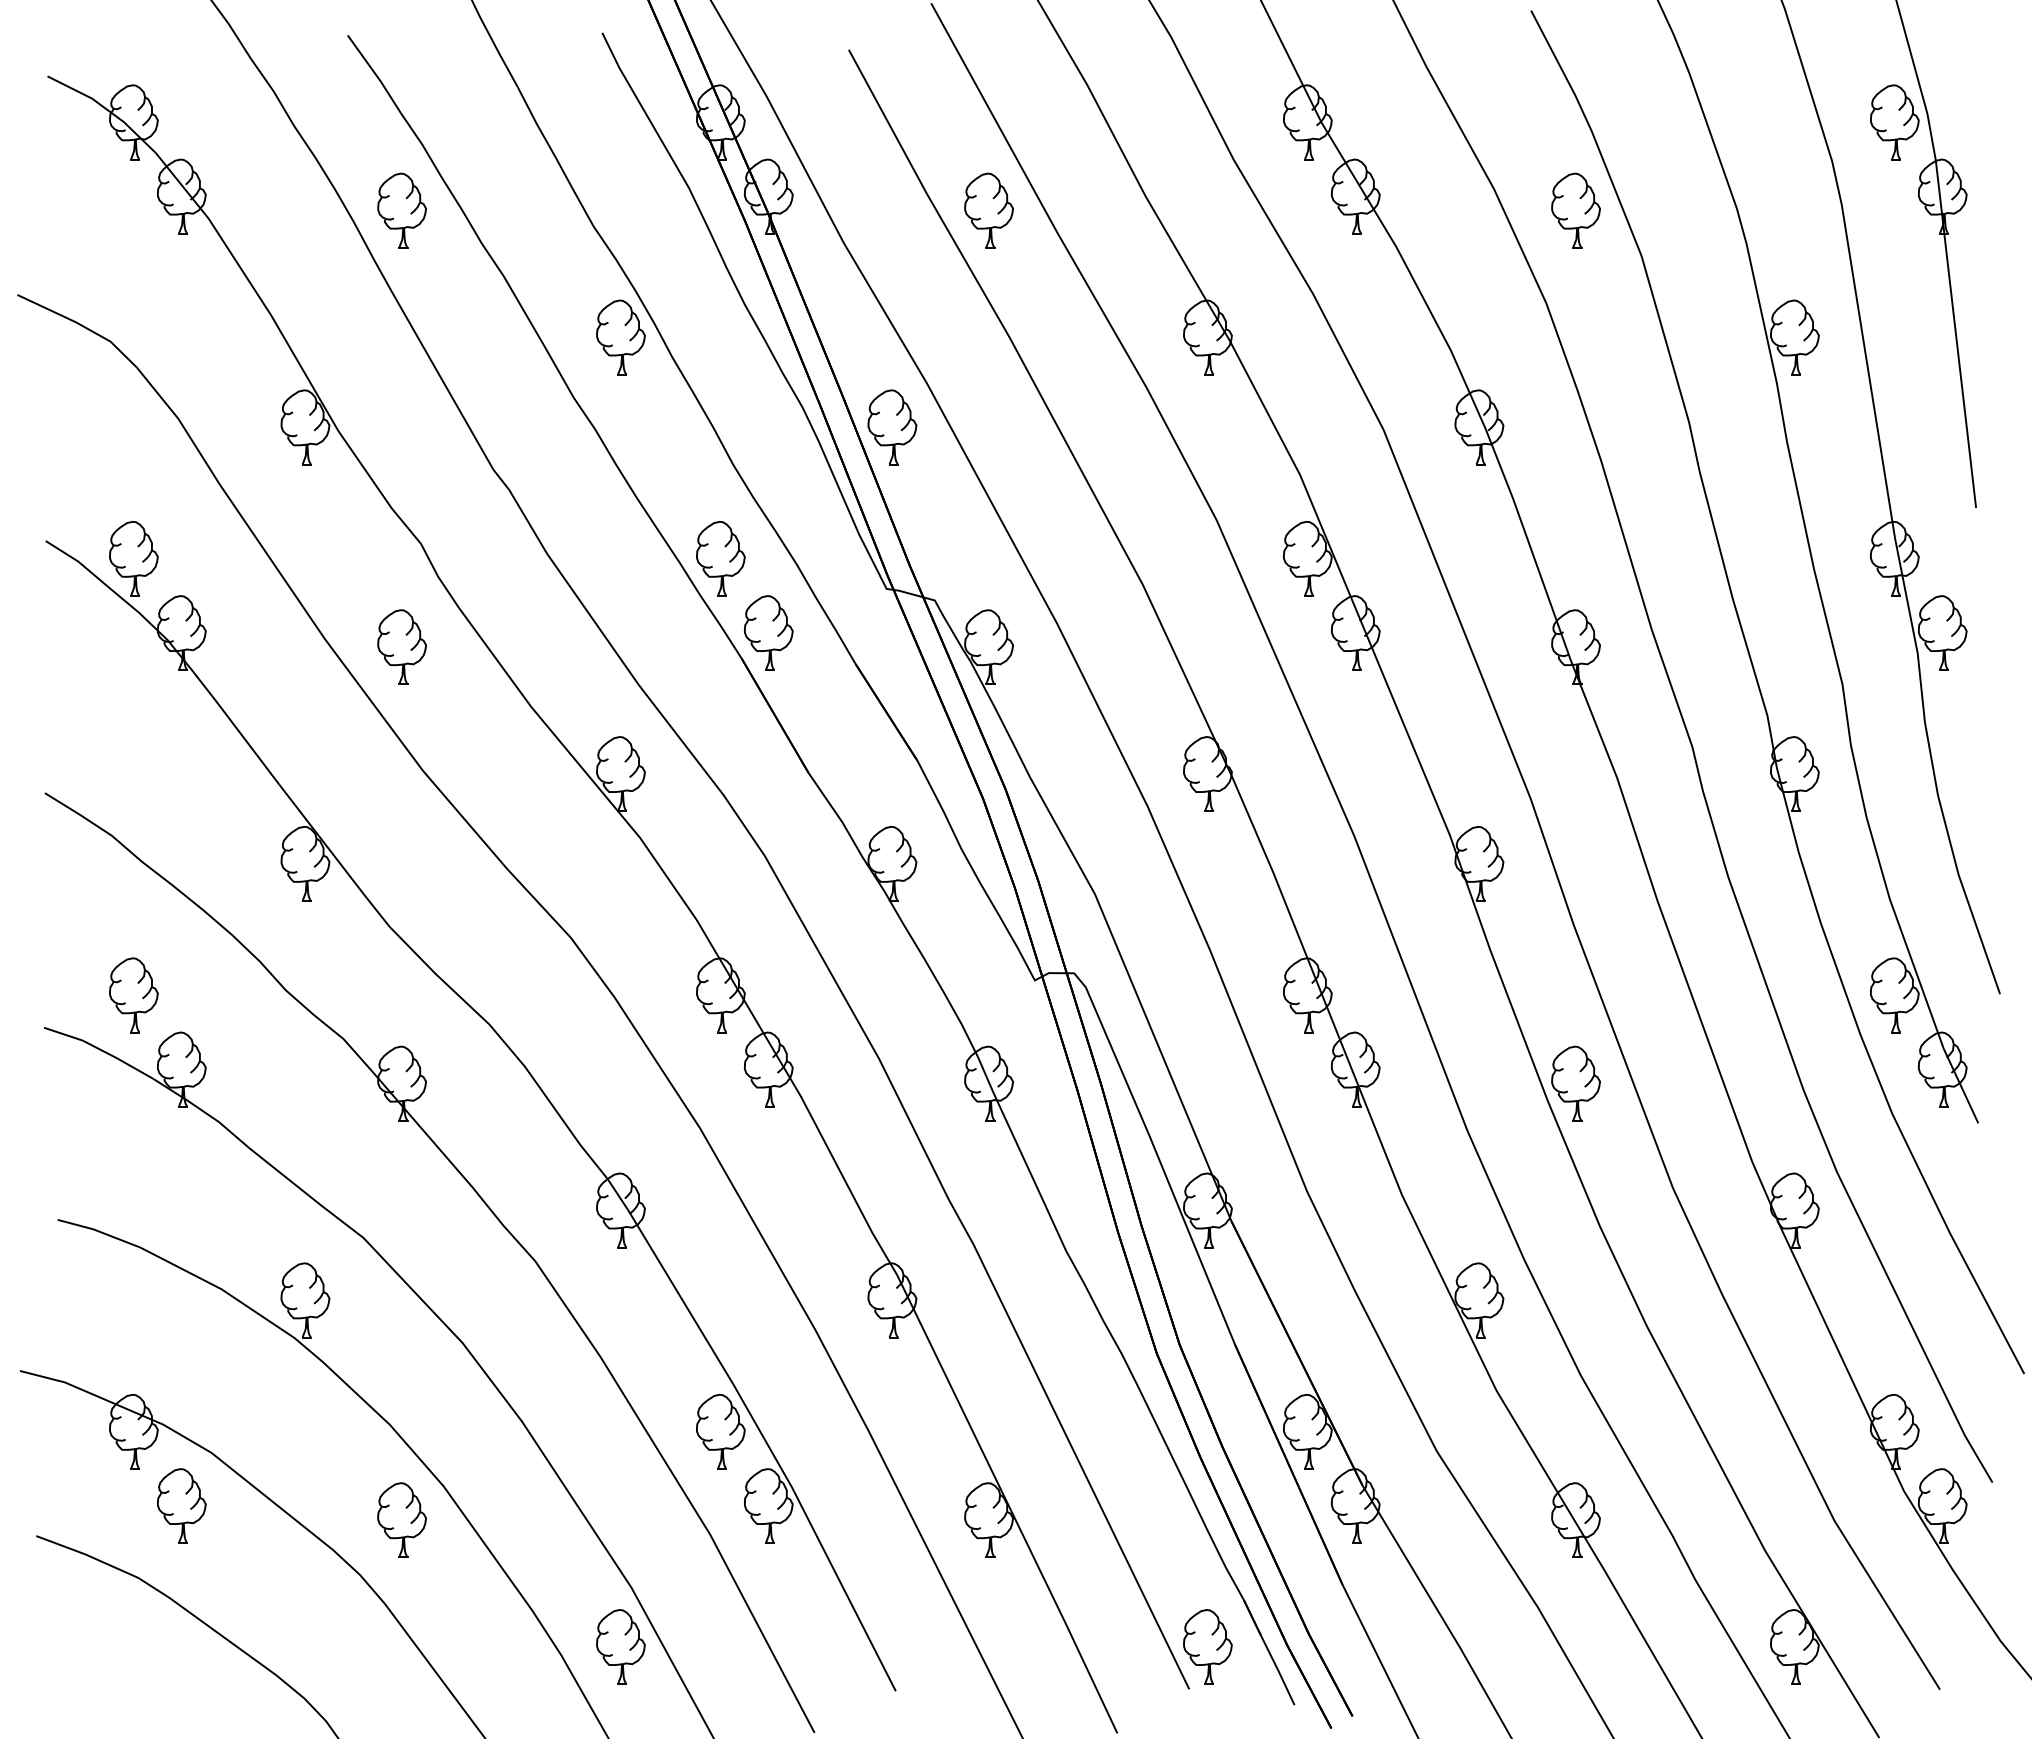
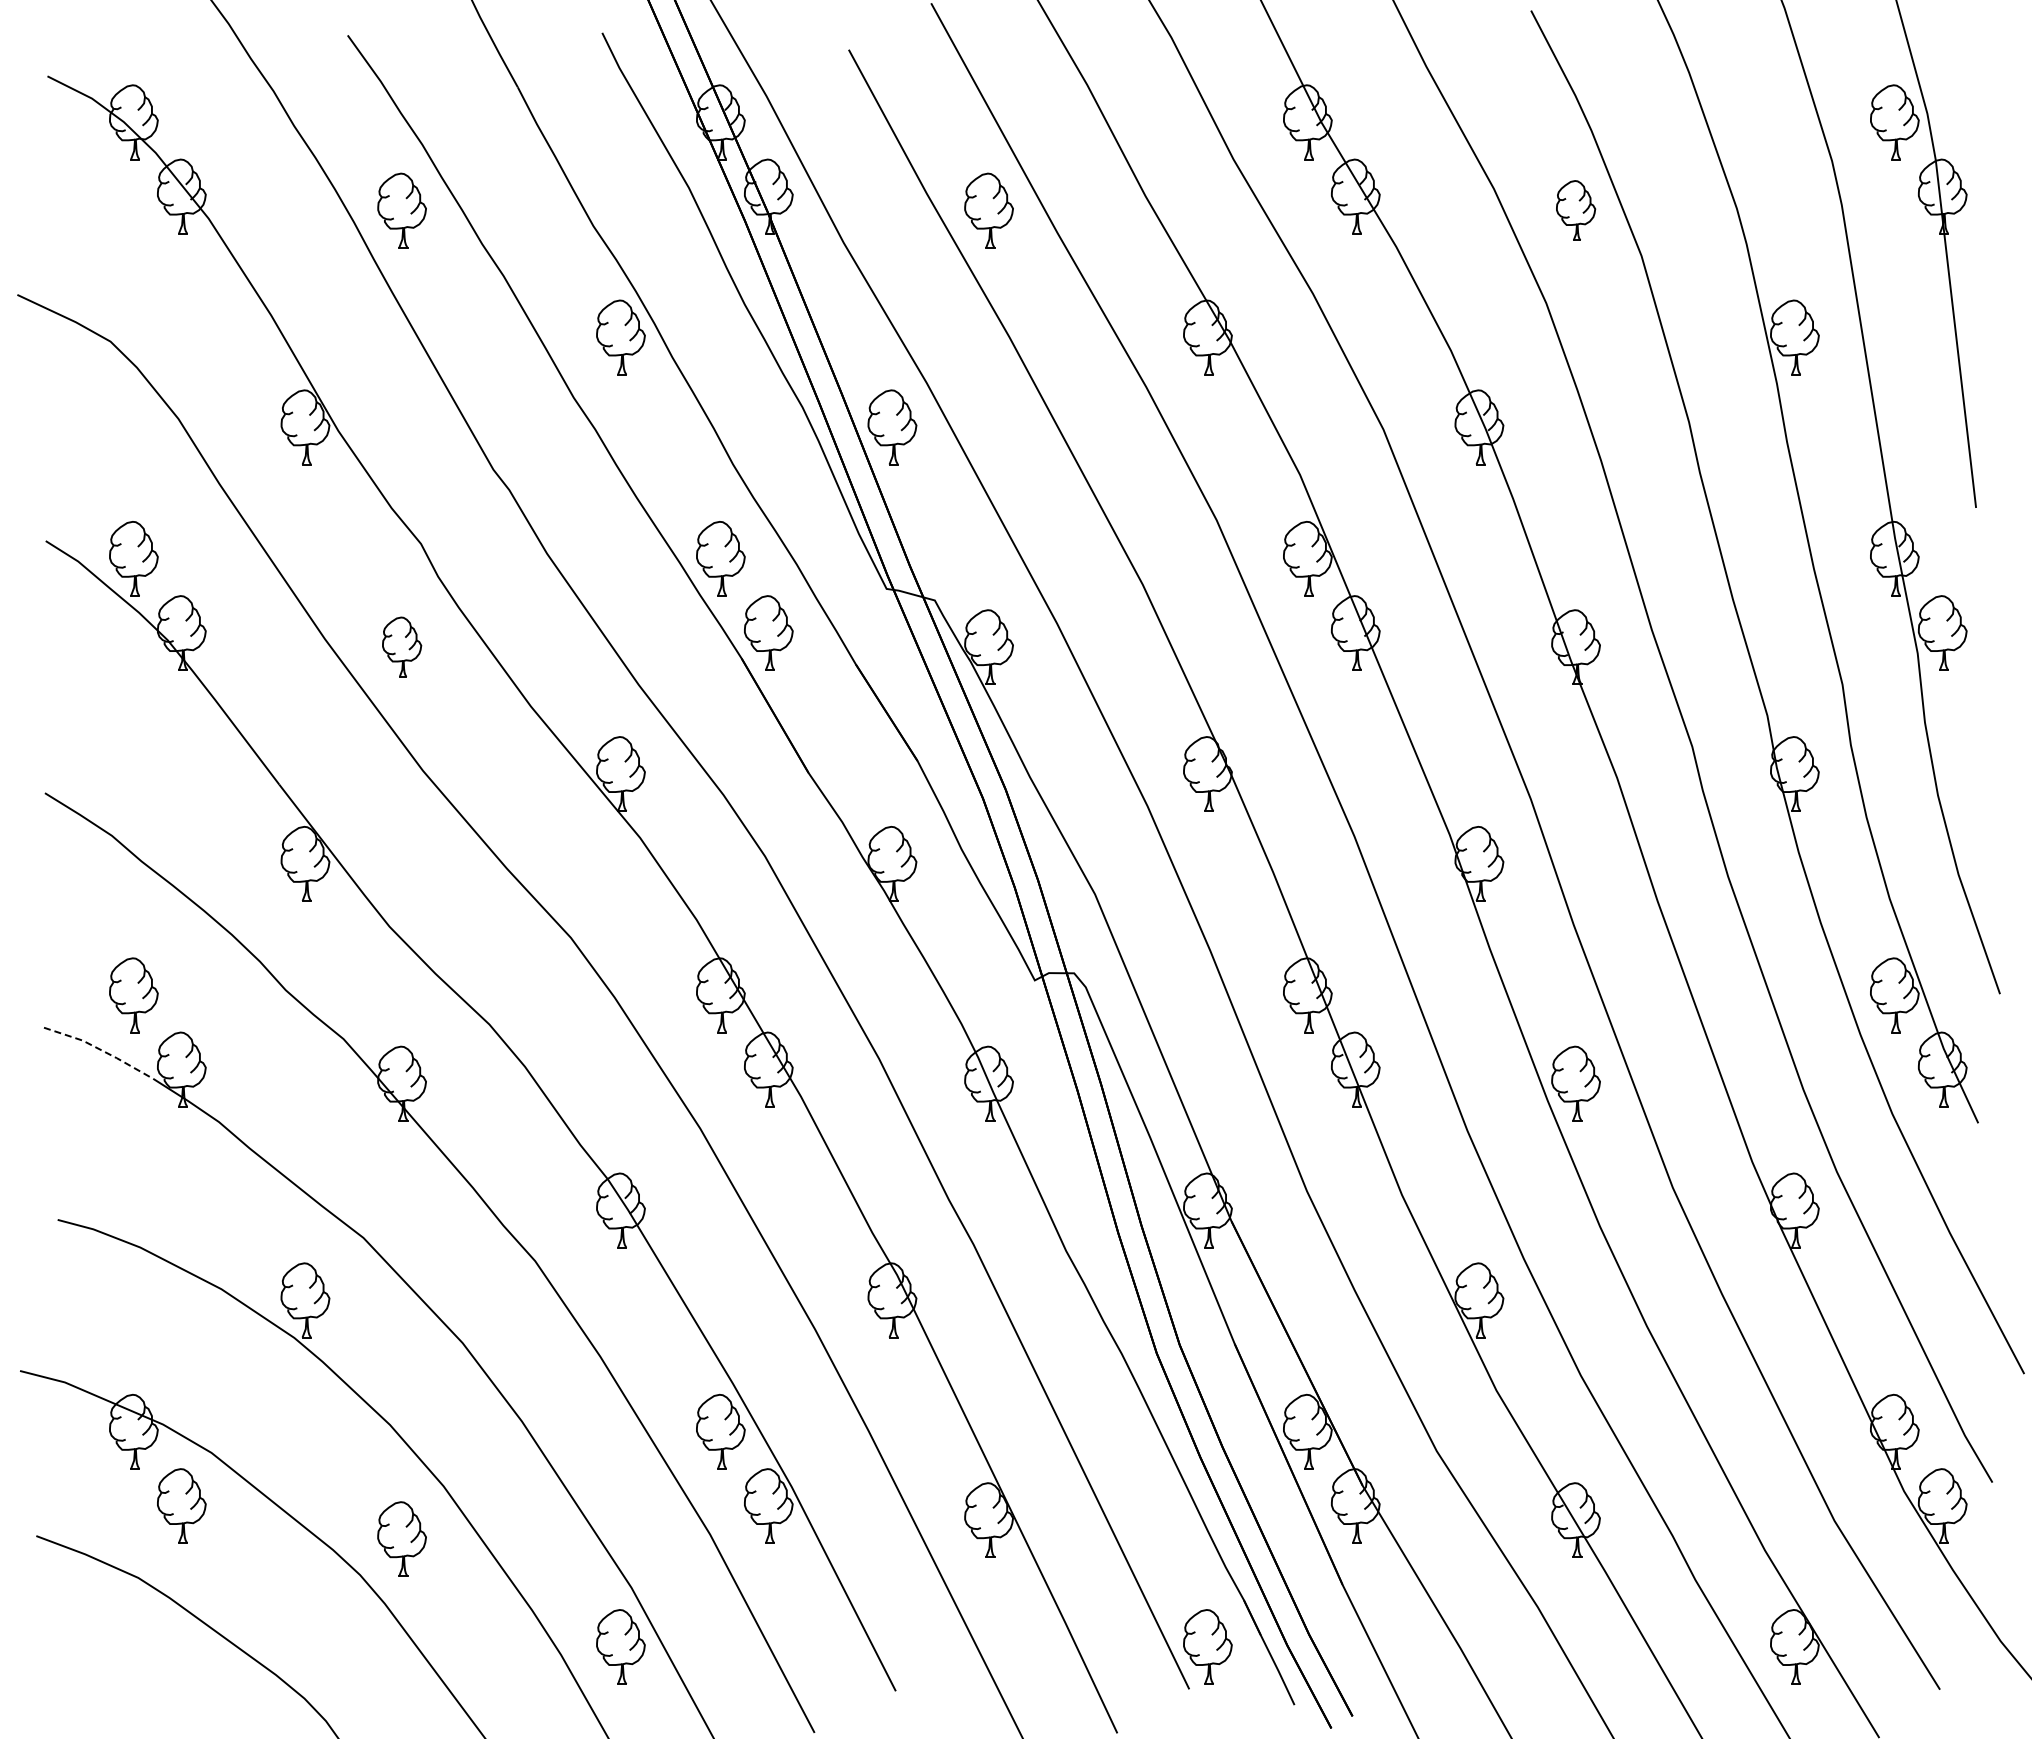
part size: 50x77 px -> 41x61 px (1576, 210)
part size: 50x76 px -> 41x62 px (402, 646)
line: solid -> dashed (100, 1049)
part position: (401, 1519) -> (401, 1538) (401, 1538)
